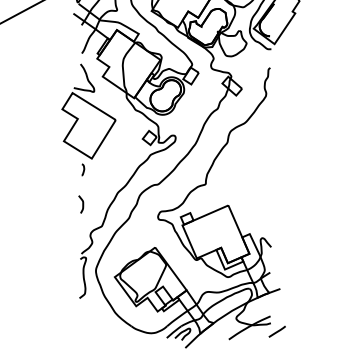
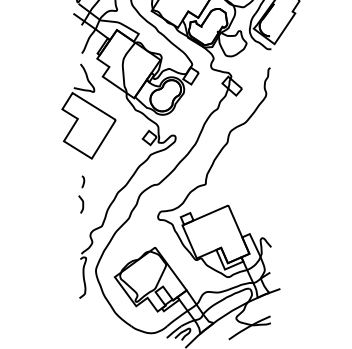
line: present -> none (21, 12)
curve position: (83, 169) -> (83, 181) (83, 181)
line: present -> none (276, 331)
